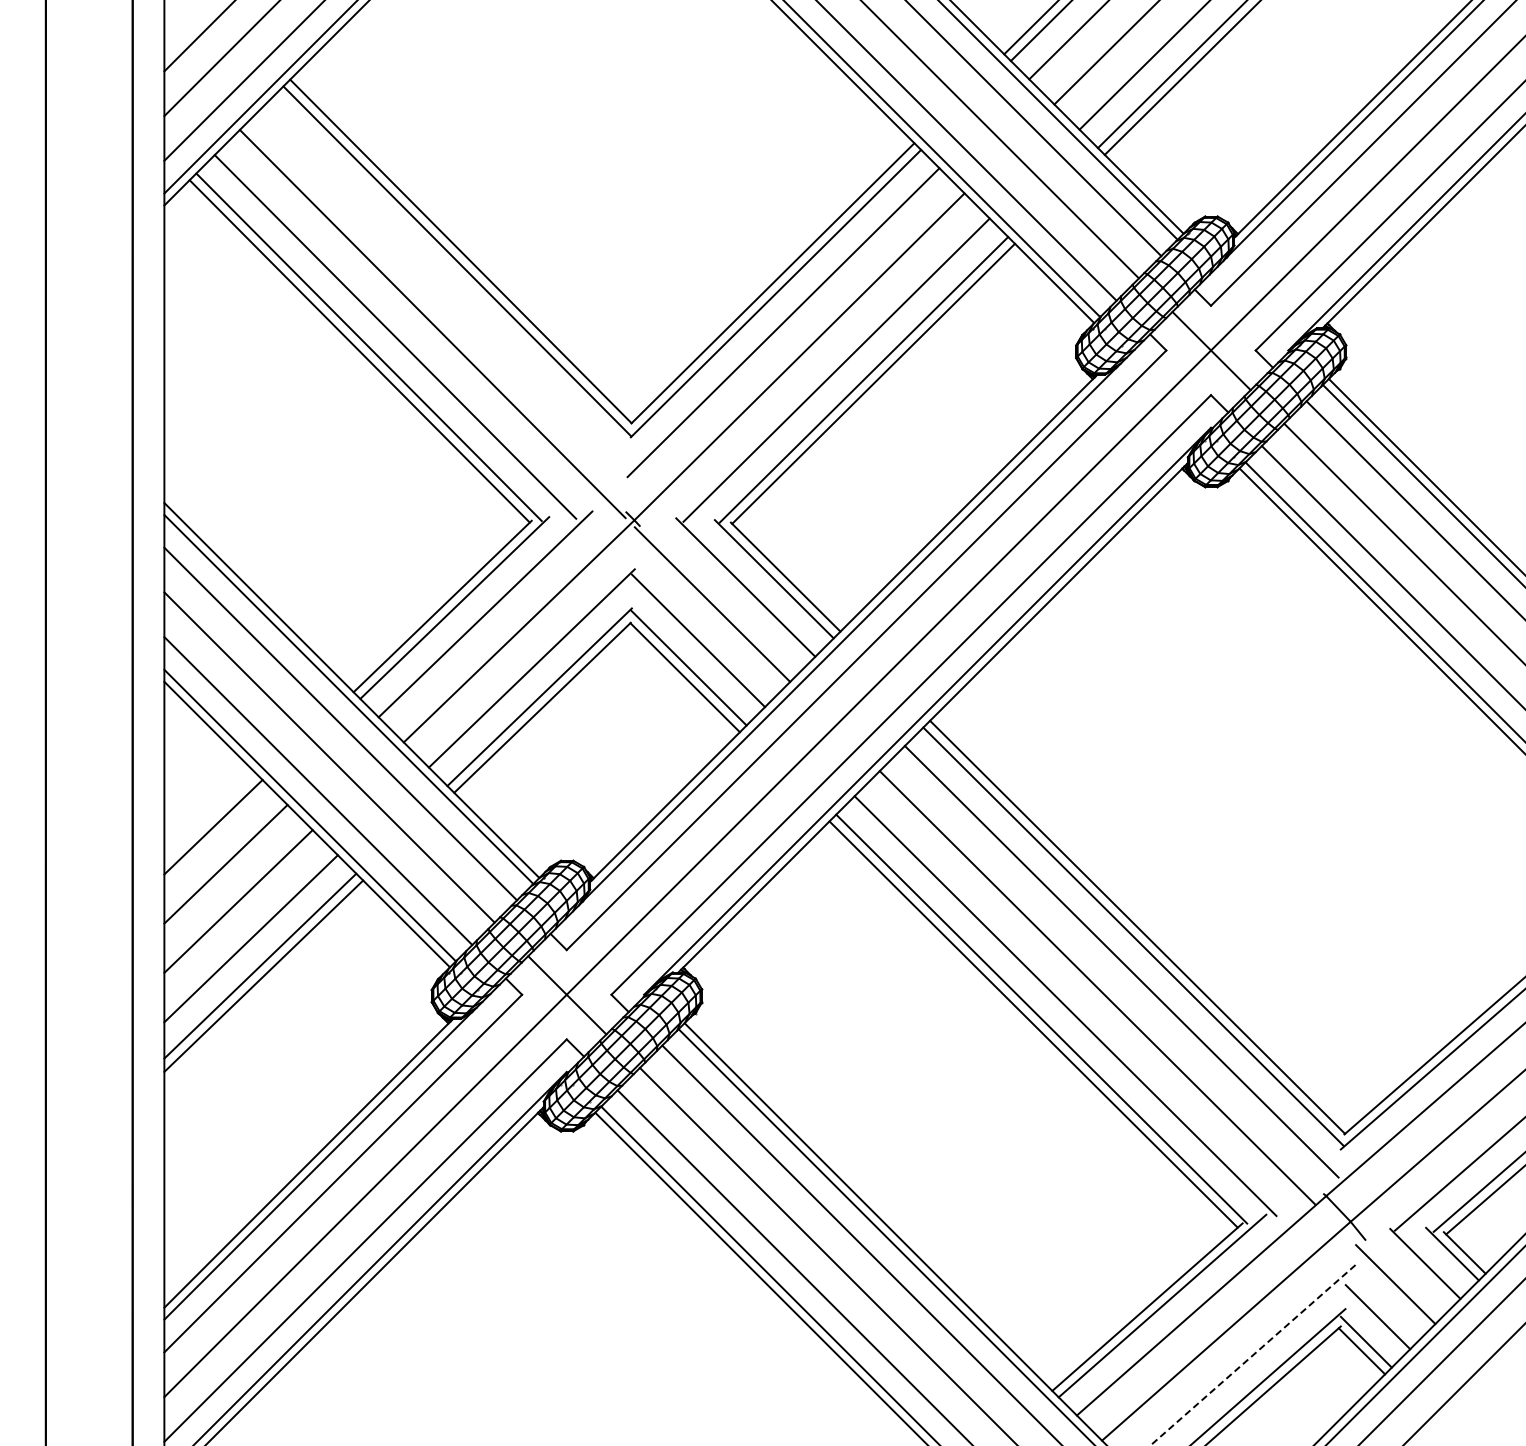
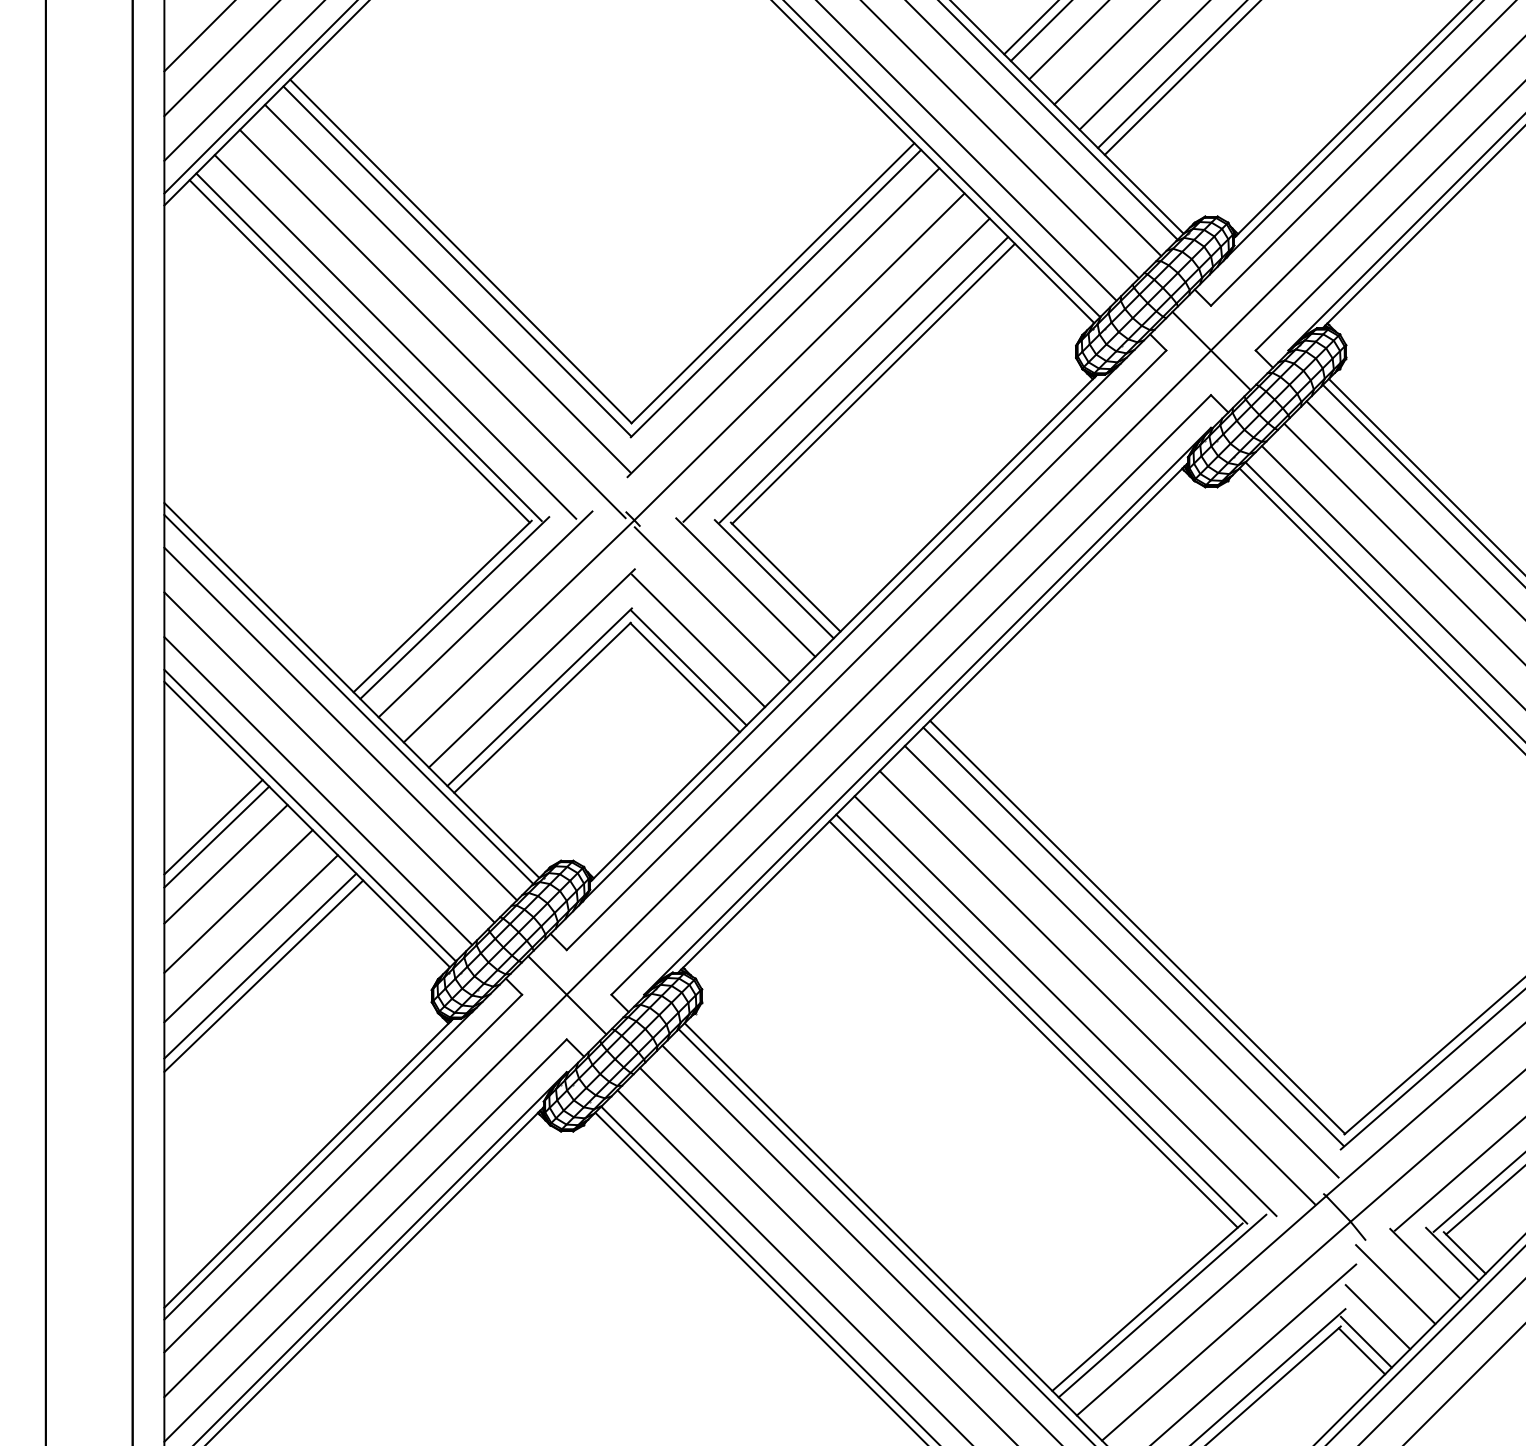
line: none -> present (447, 288)
line: none -> present (216, 836)
line: dashed -> solid (1253, 1354)
